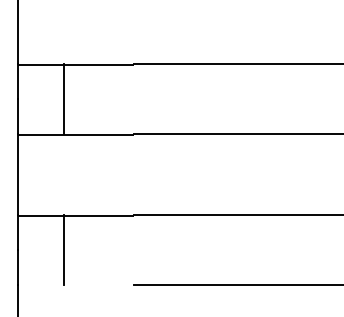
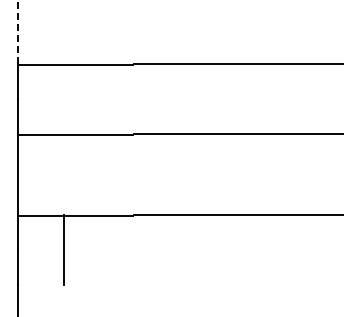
line: solid -> dashed (17, 32)
line: present -> none (64, 99)
line: present -> none (237, 285)
